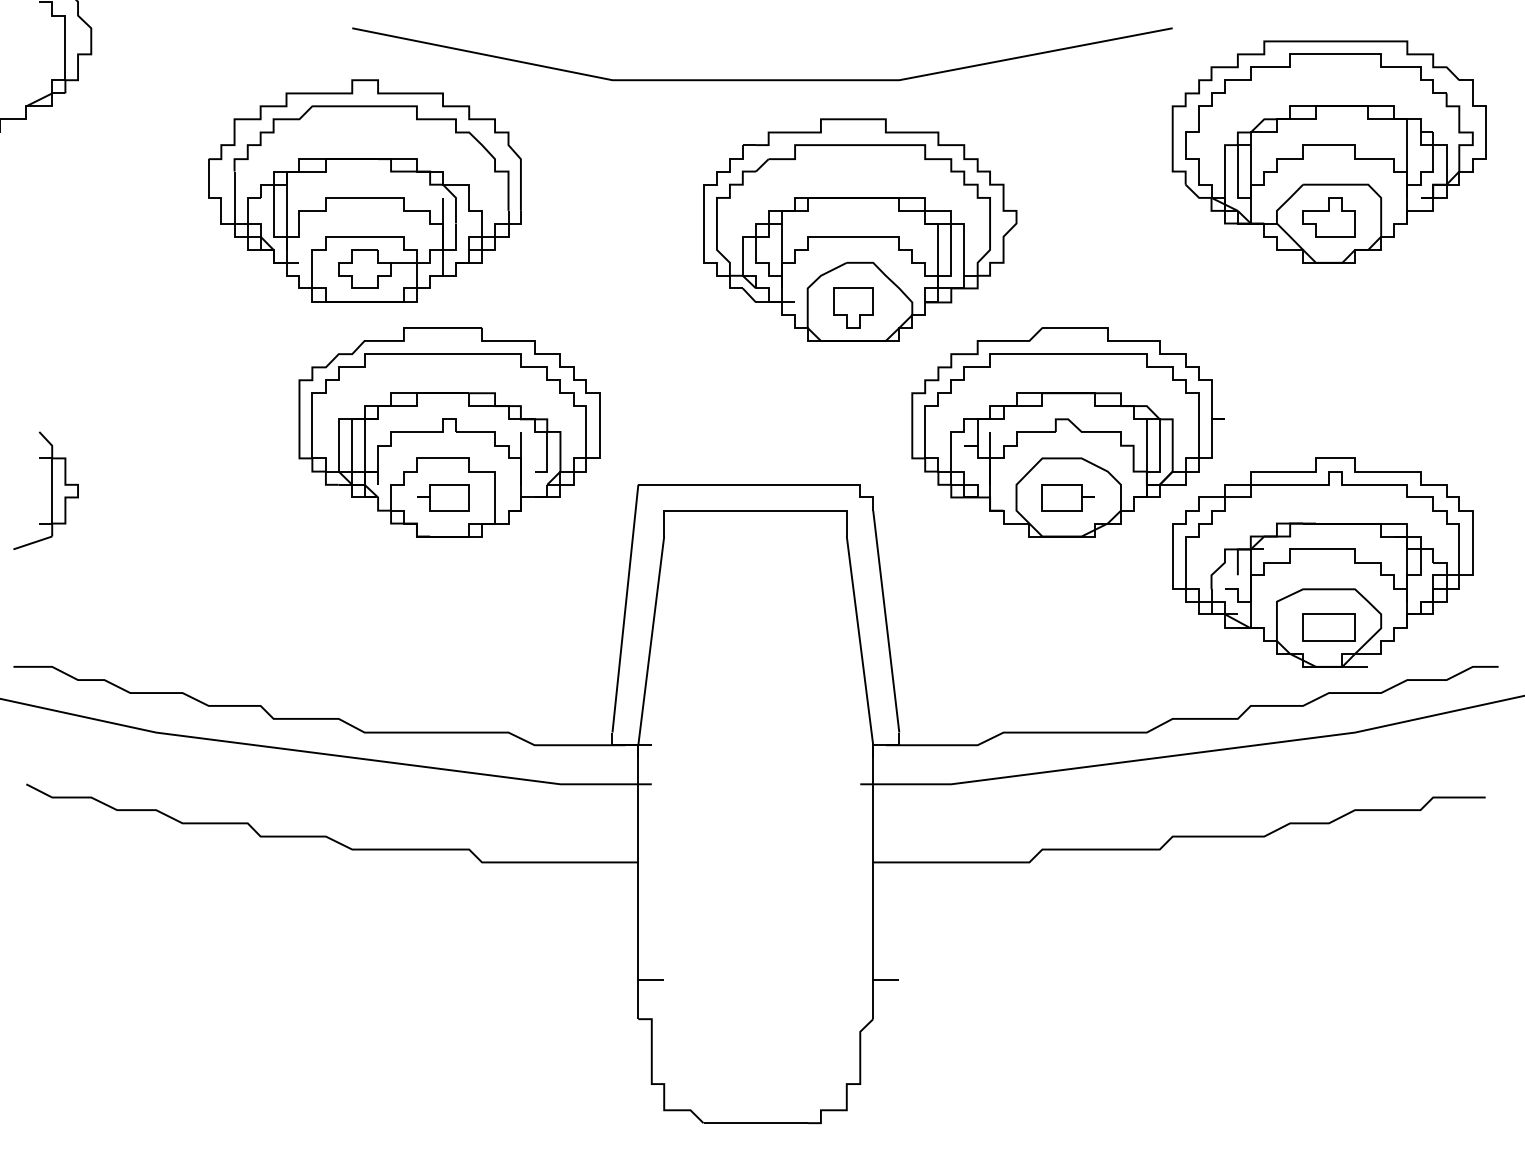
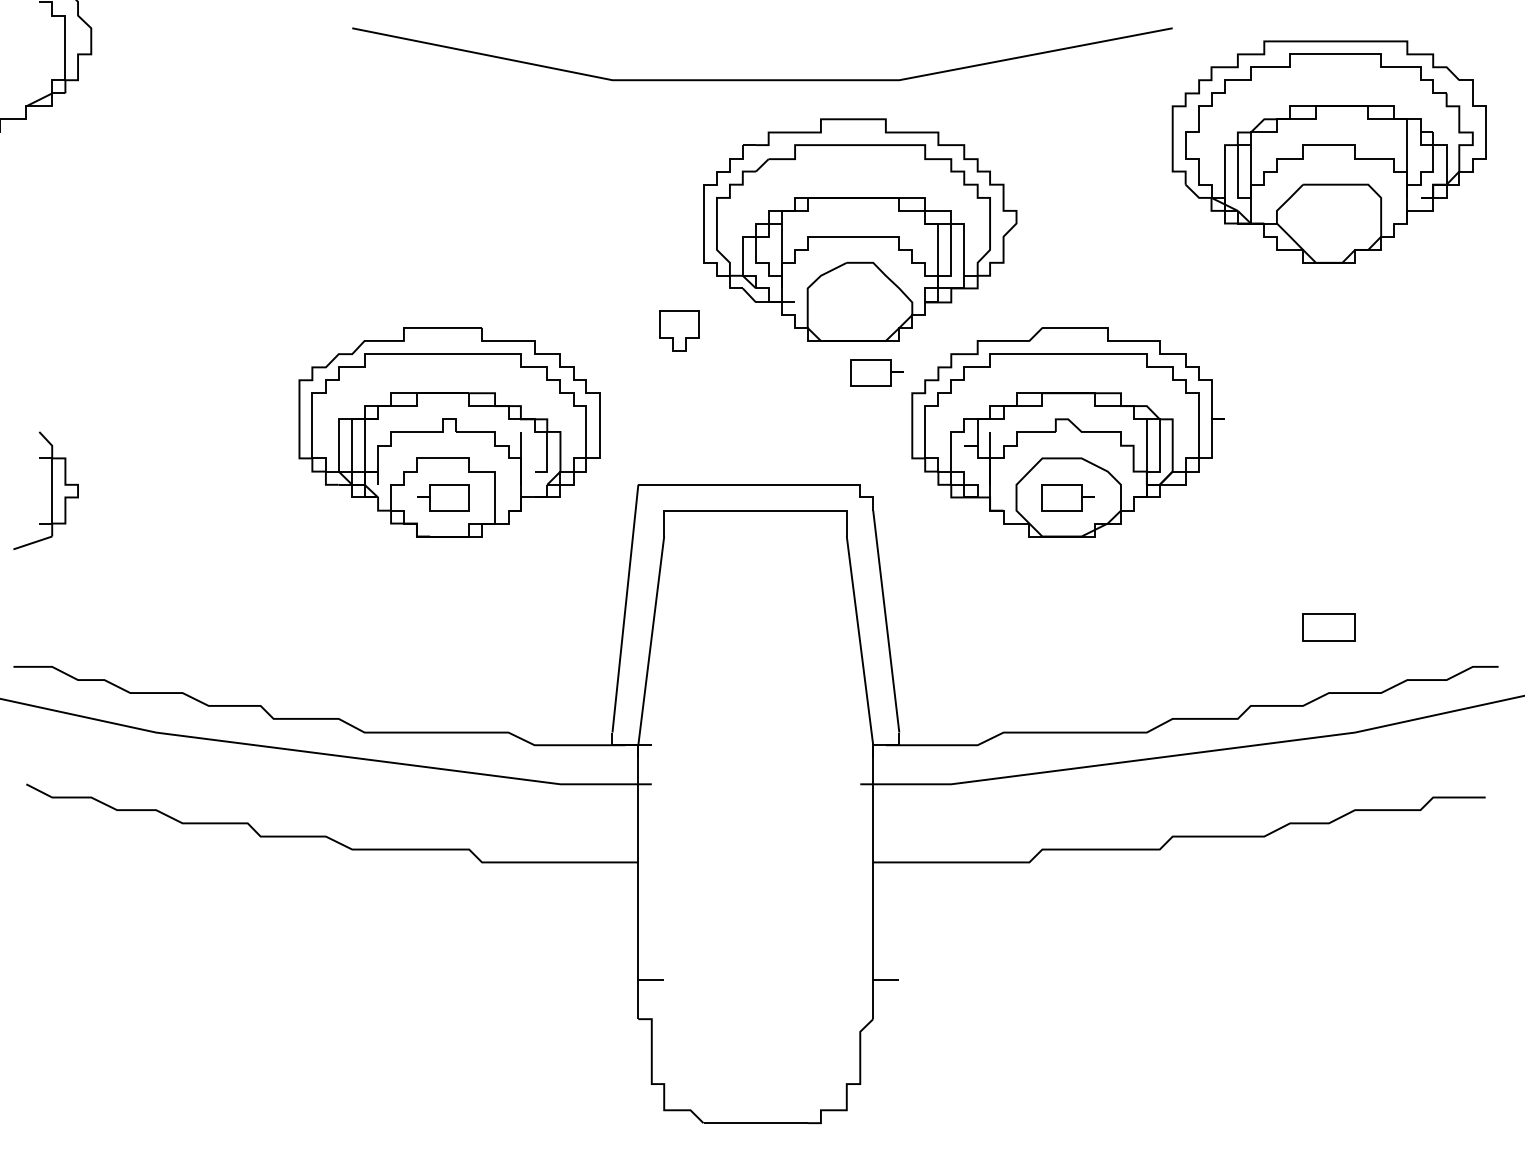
part: present -> none (364, 190)
part: present -> none (1328, 217)
part position: (853, 307) -> (679, 330) (679, 330)
part: none -> present (876, 372)
part: present -> none (1322, 562)
